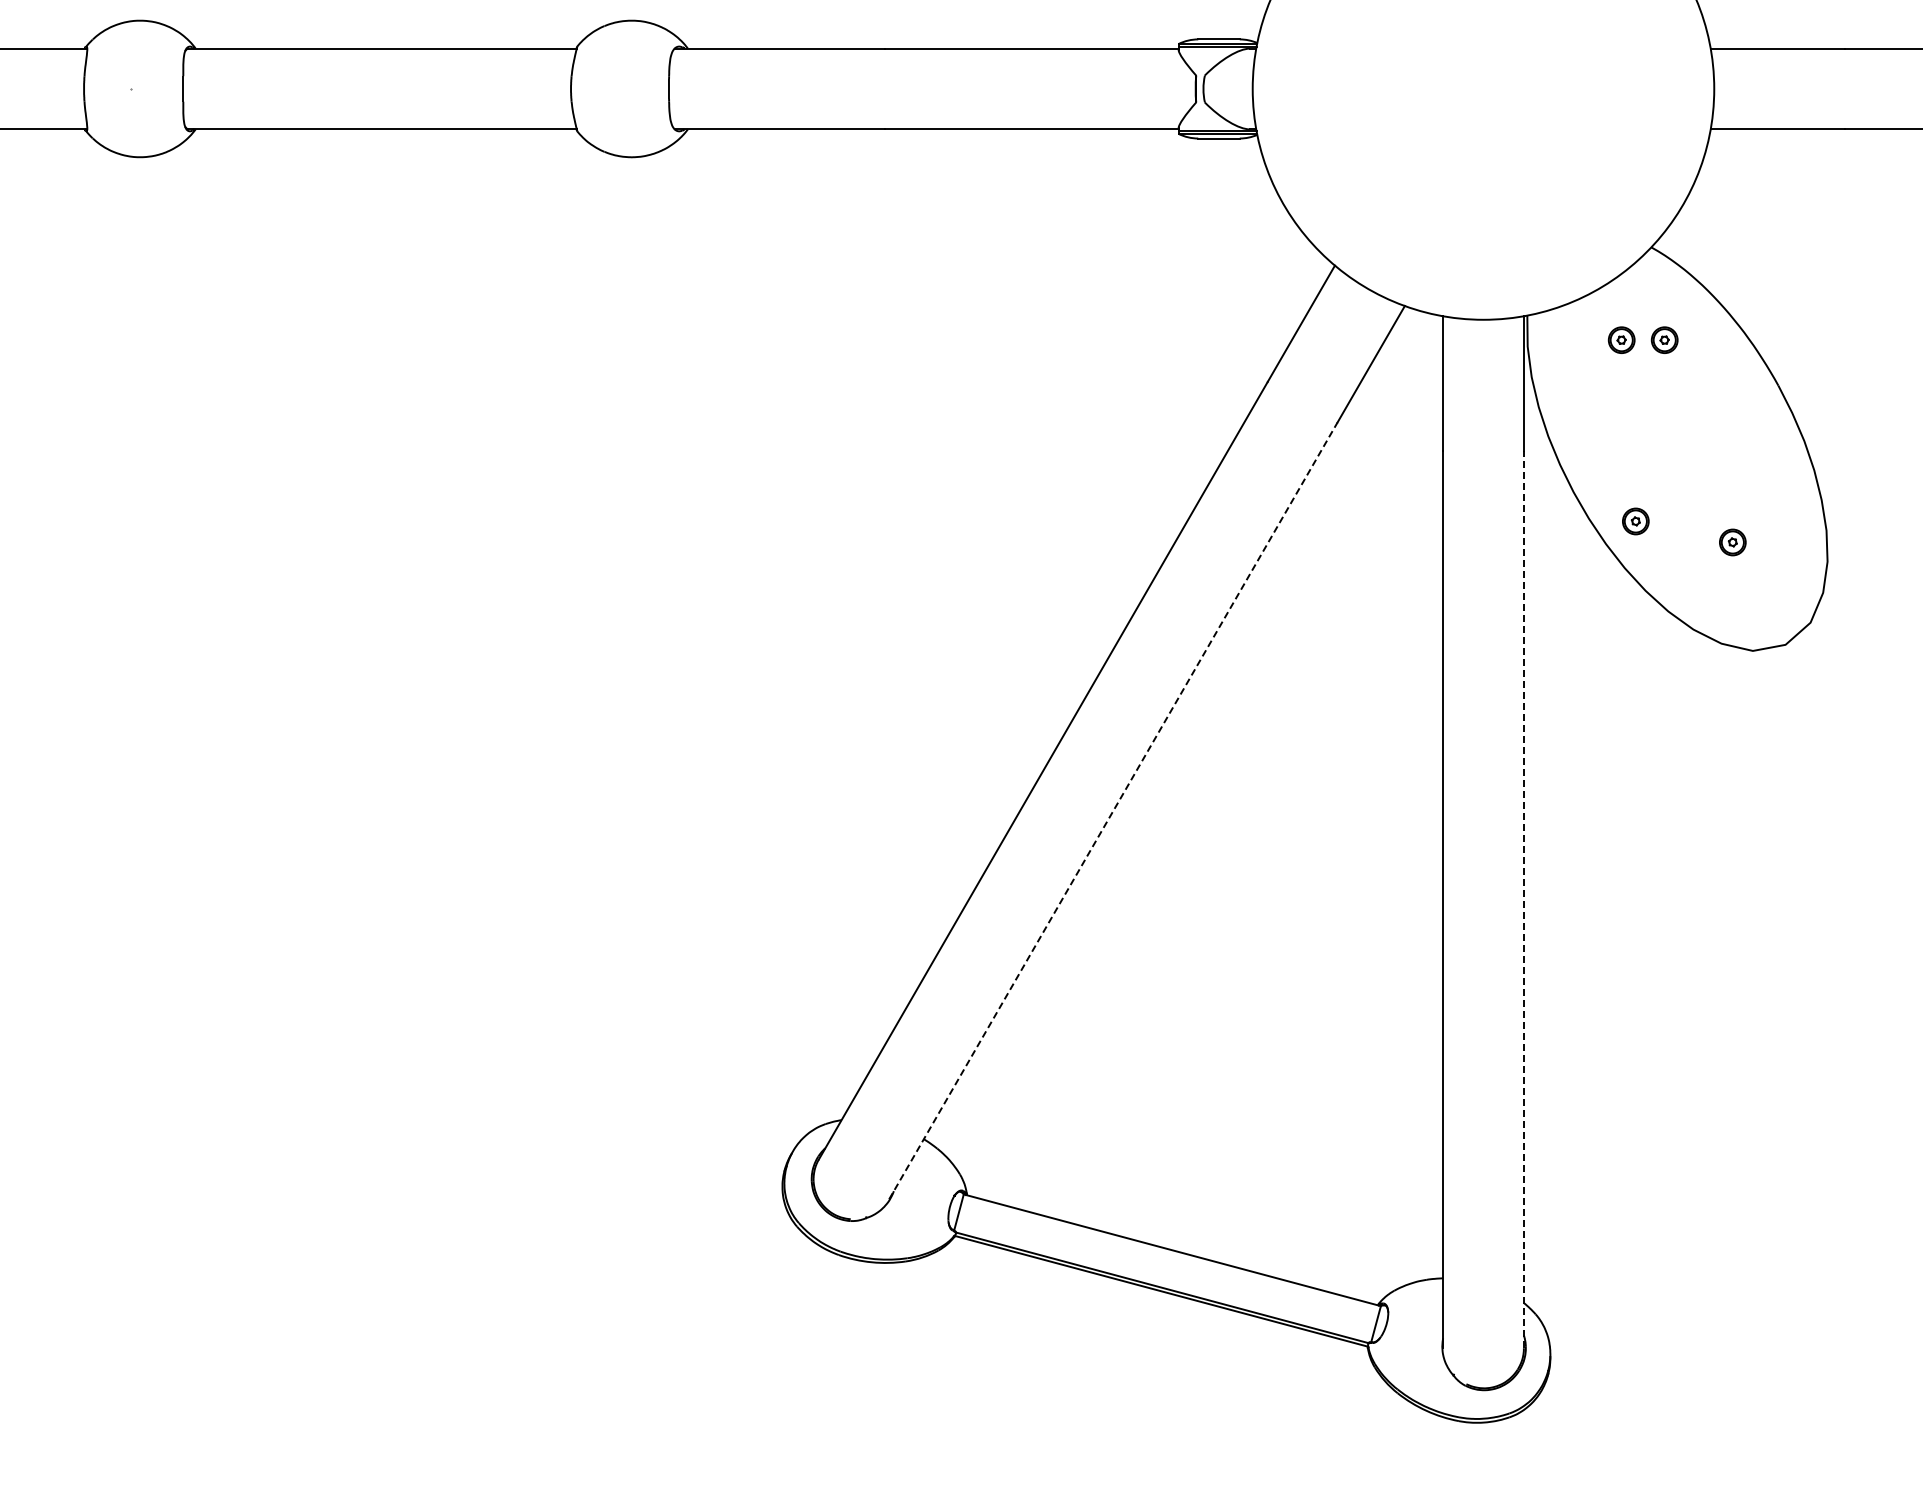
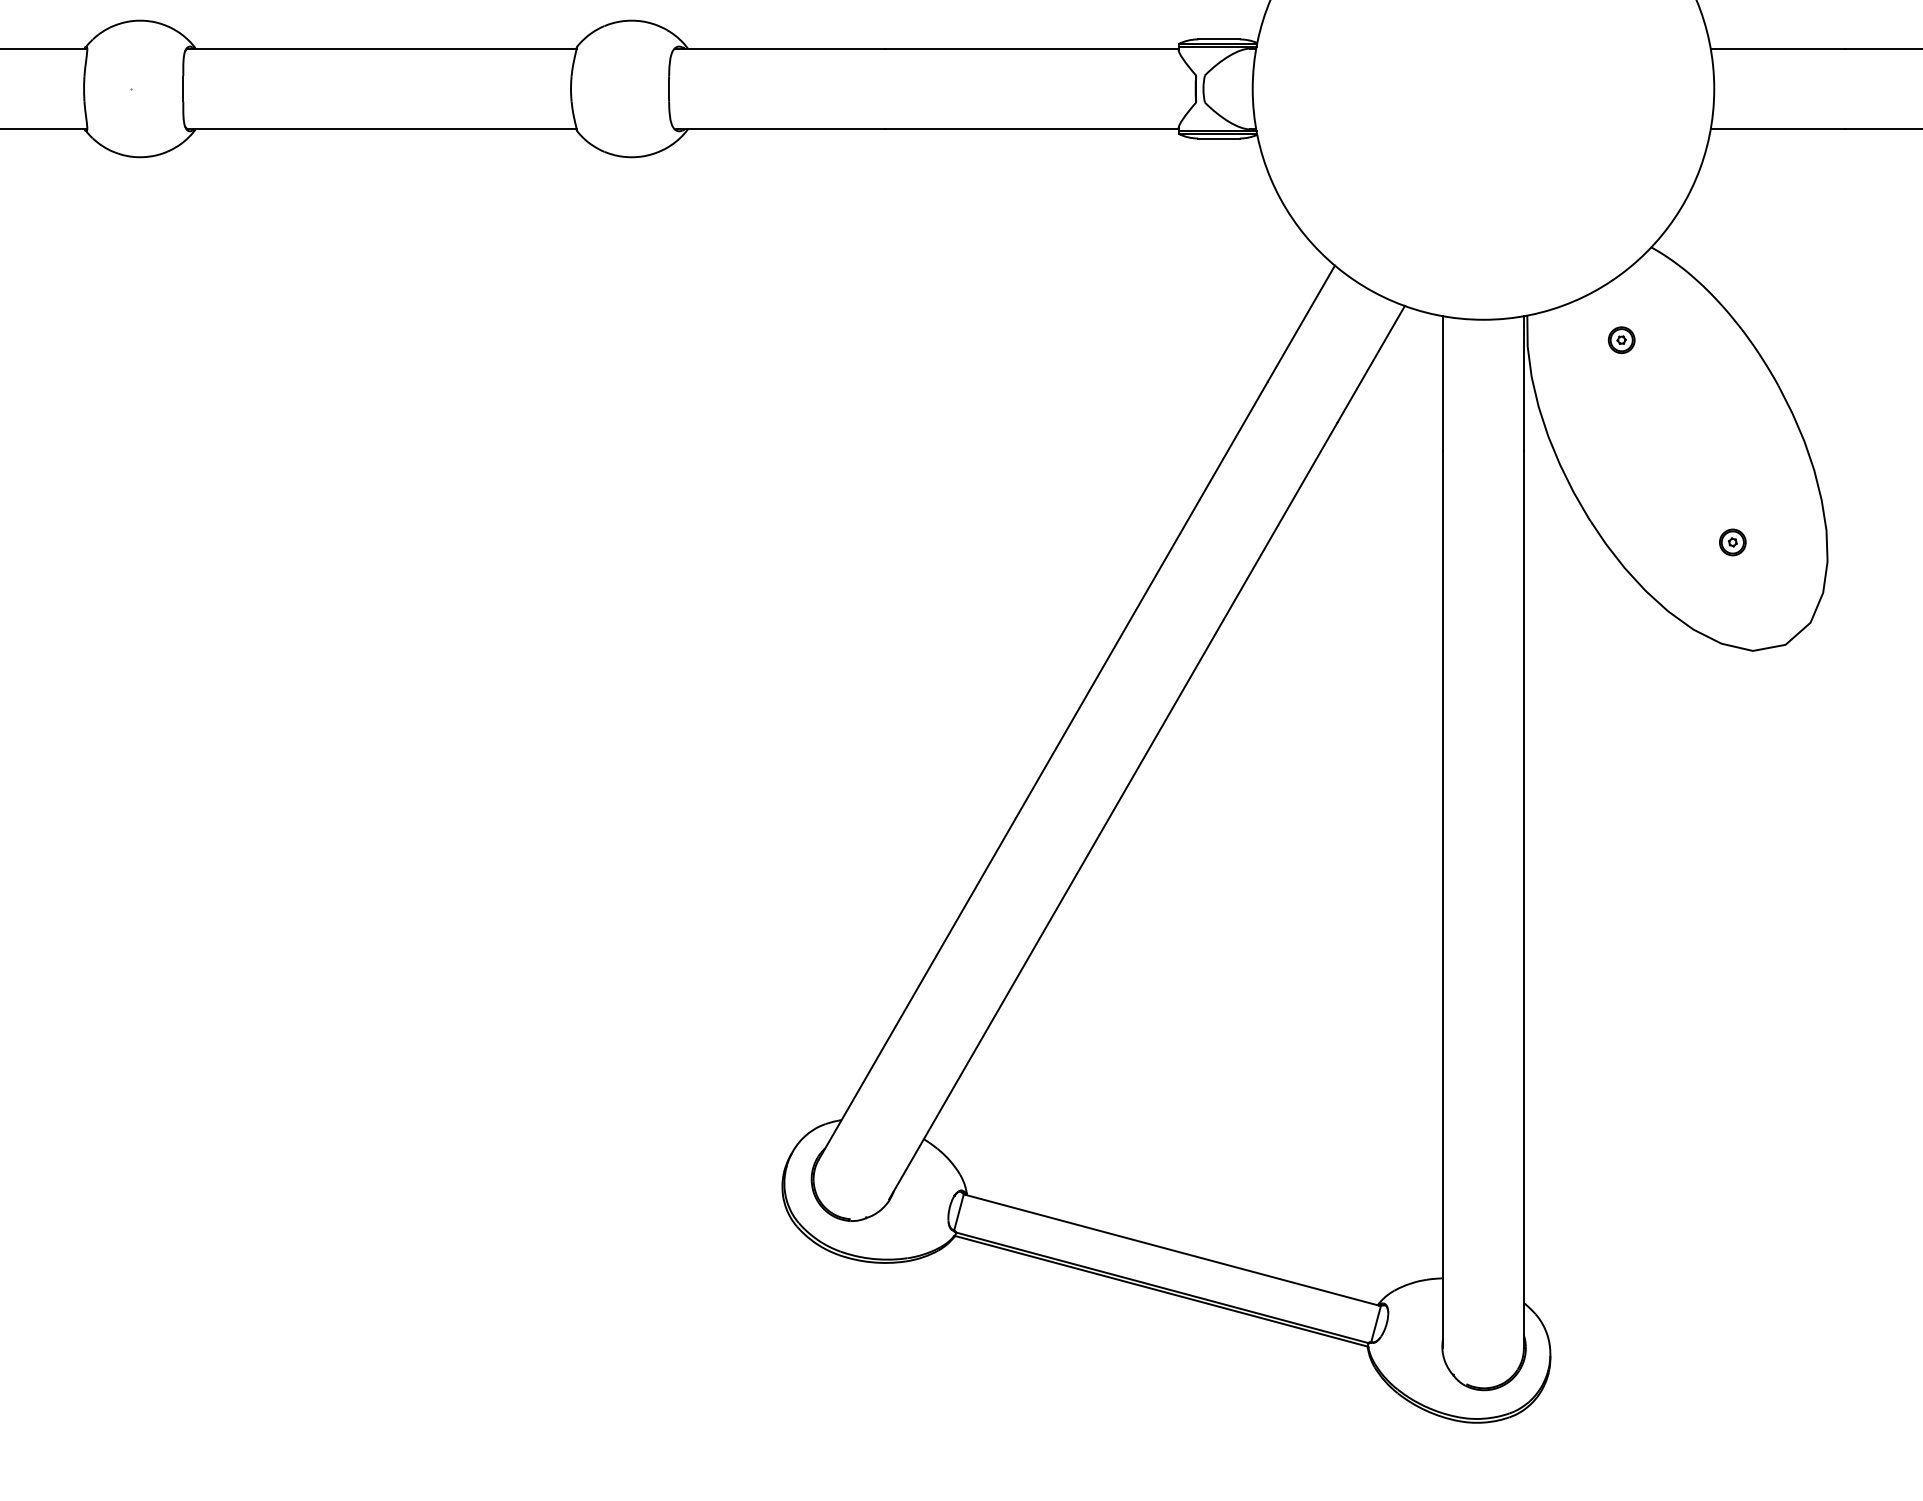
part: present -> none (1664, 339)
part: present -> none (1635, 521)
line: dashed -> solid (1113, 810)
line: dashed -> solid (1523, 899)
